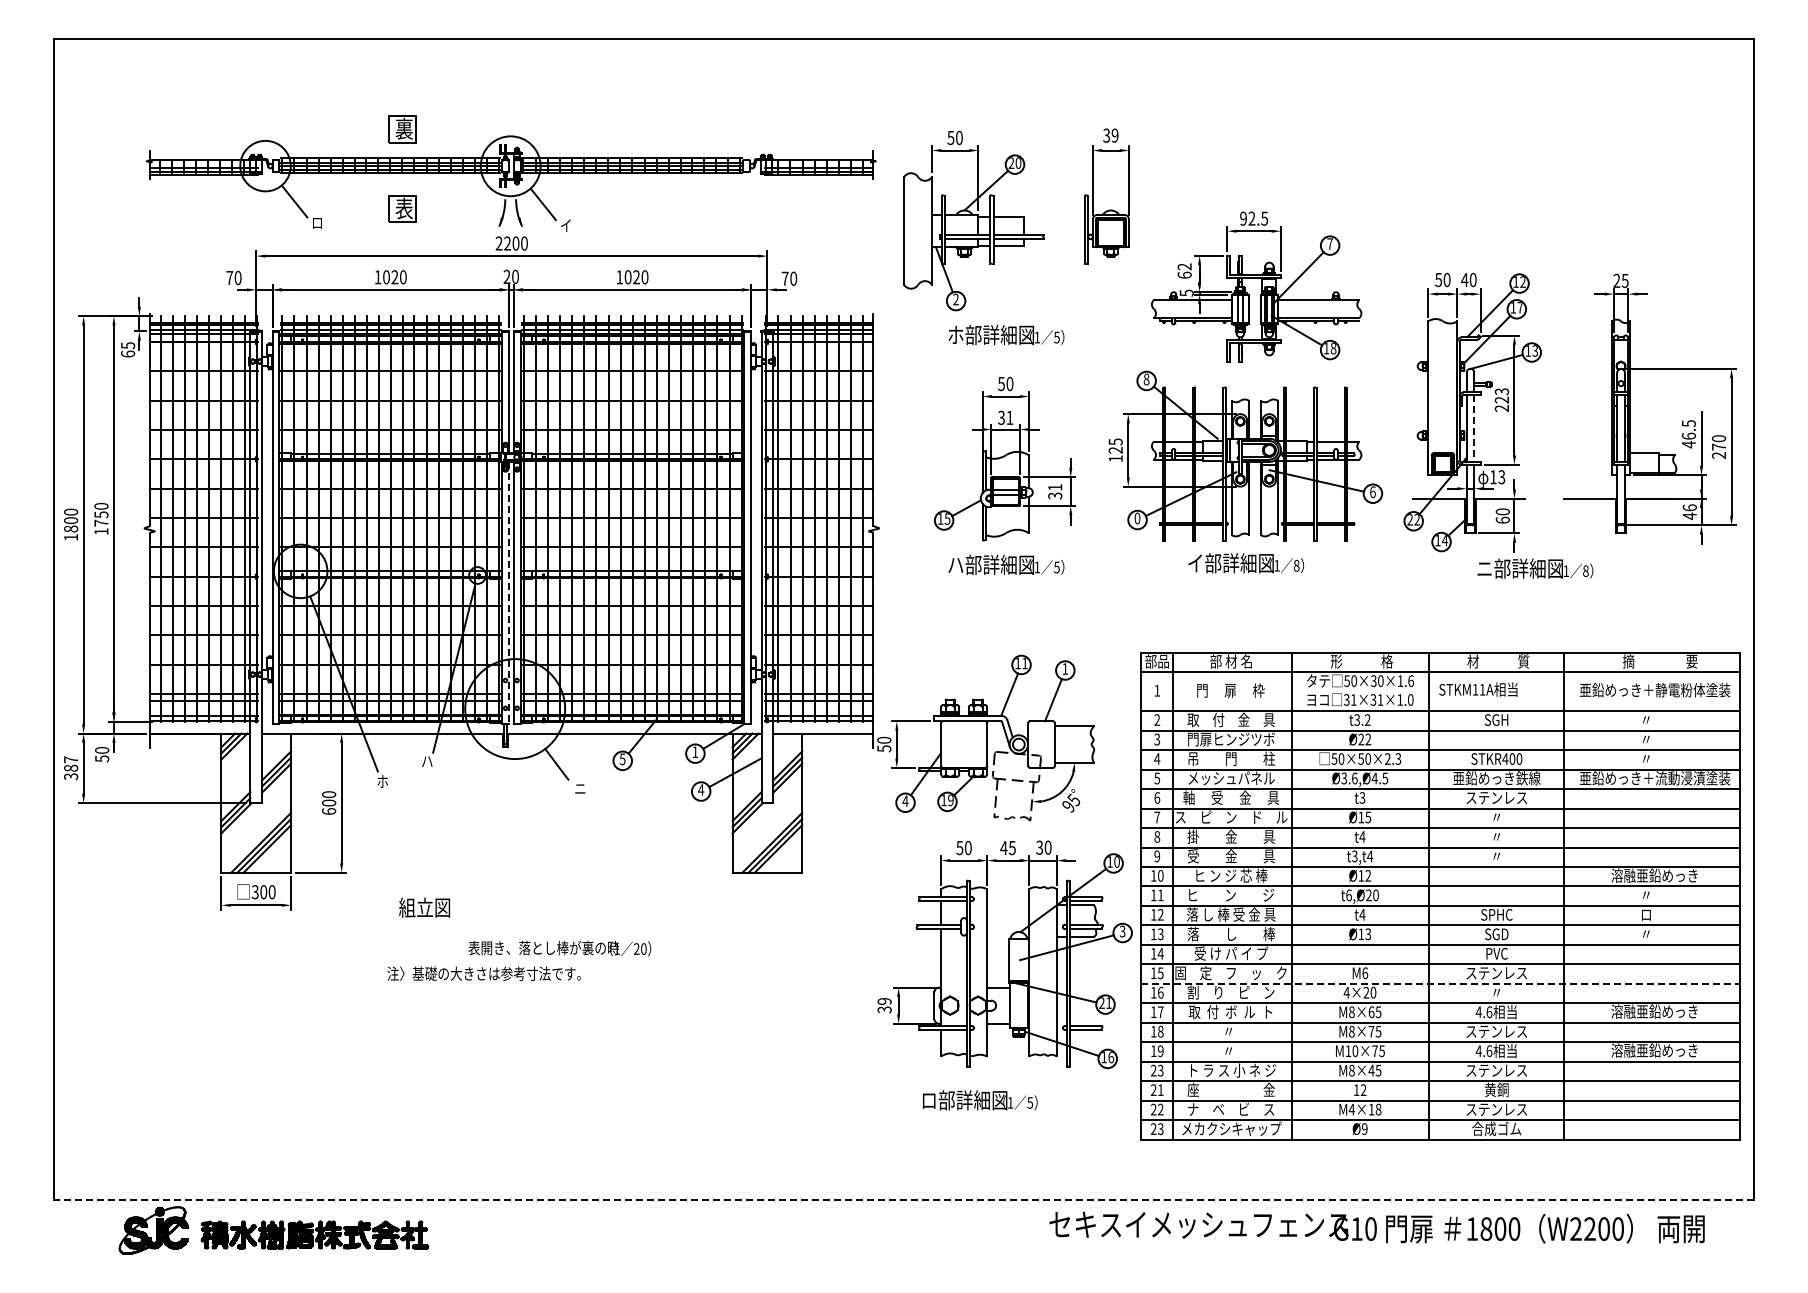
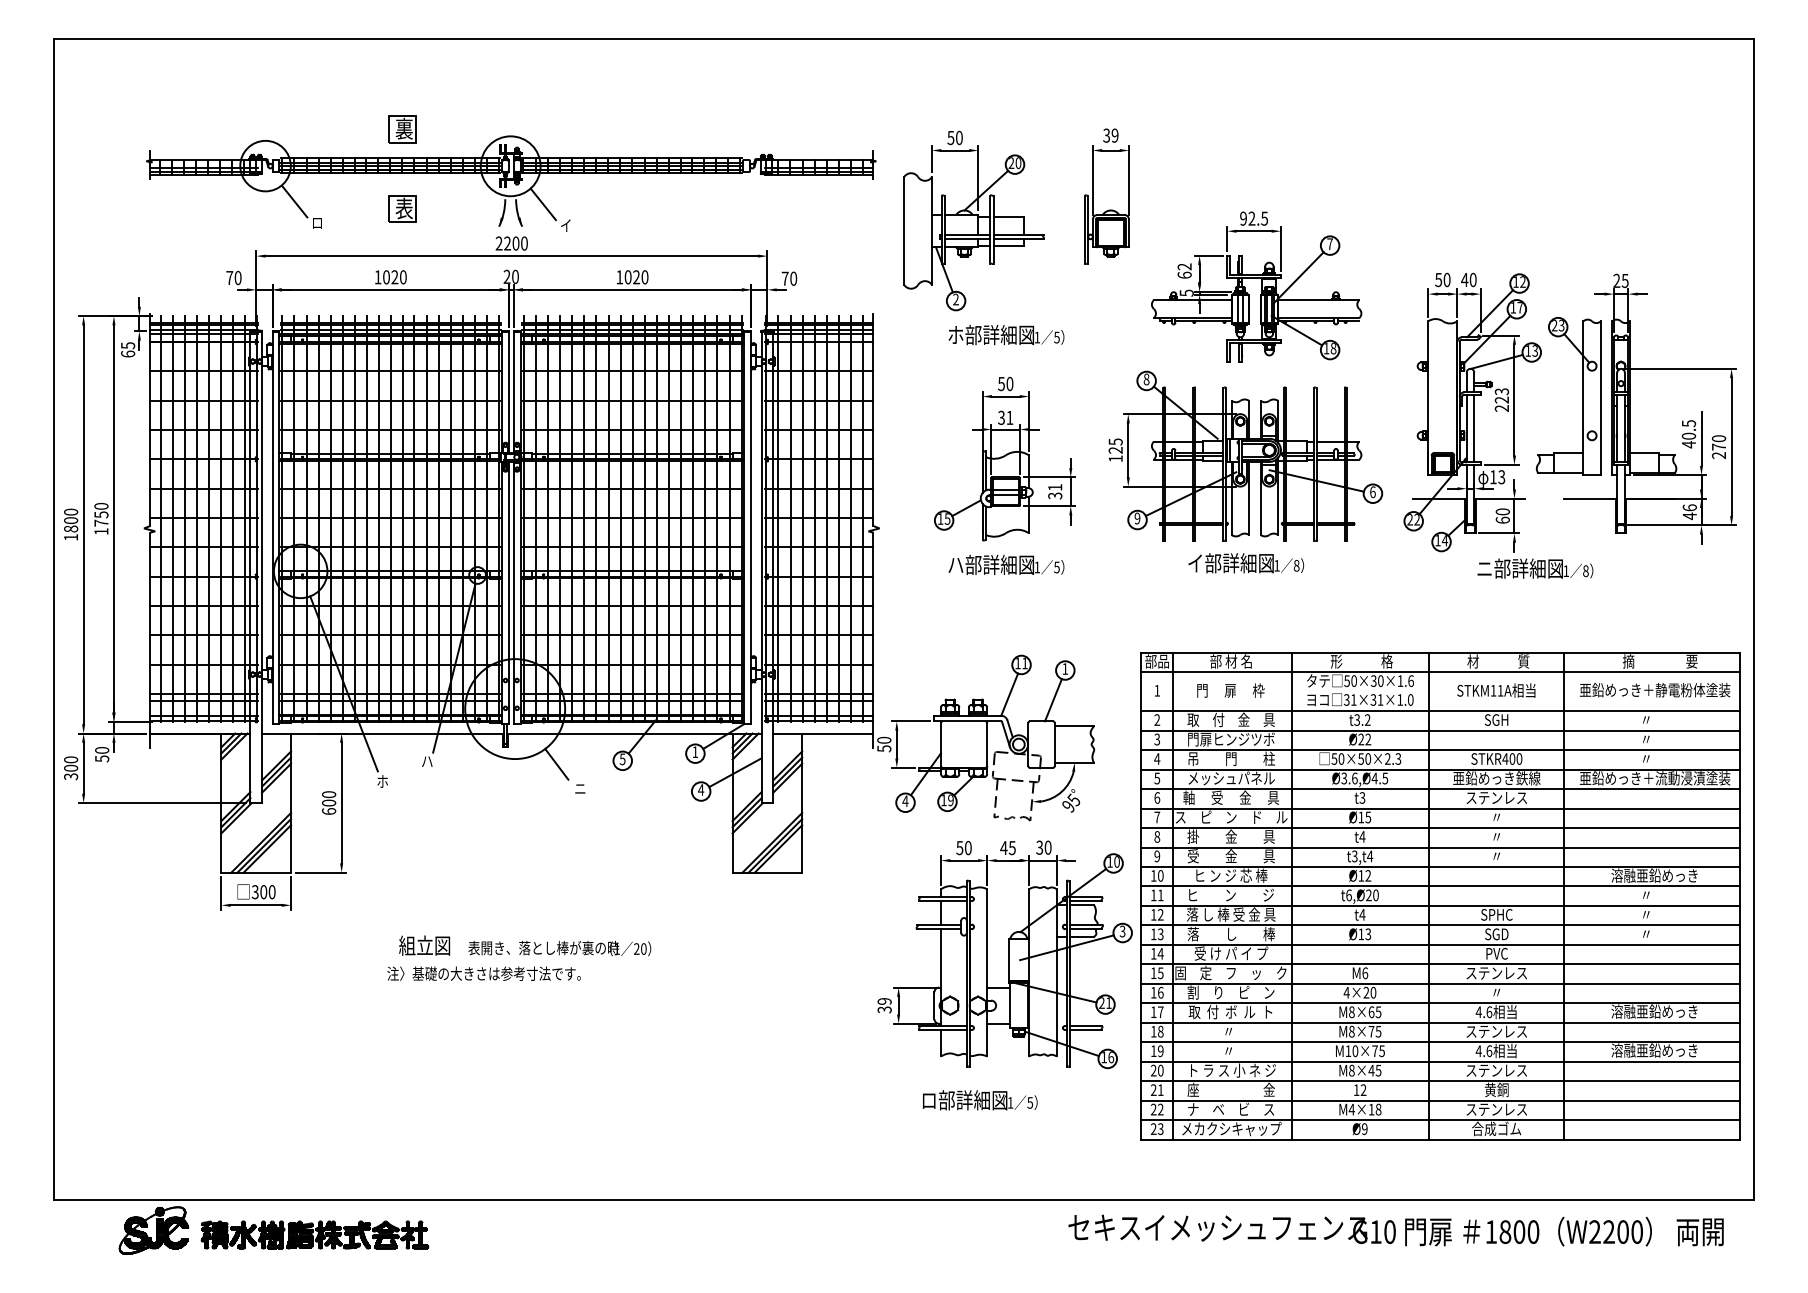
part: none -> present (1582, 396)
line: dashed -> solid (1474, 428)
text: 46.5 -> 40.5 (1688, 435)
text: 0 -> 9 (1137, 518)
line: dashed -> solid (509, 593)
text position: (1478, 689) -> (1496, 690) (1496, 690)
text: 387 -> 300 (71, 763)
text position: (424, 907) -> (424, 945) (424, 945)
text: ロ -> 〃 (1646, 914)
line: dashed -> solid (1440, 983)
text: 23 -> 20 (1160, 1070)
line: dashed -> solid (903, 1199)
text position: (1376, 1227) -> (1395, 1230) (1395, 1230)
